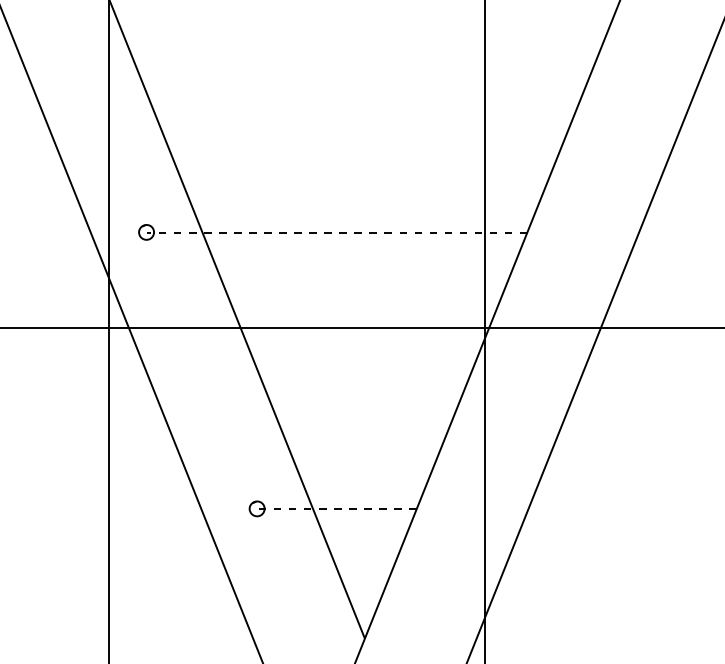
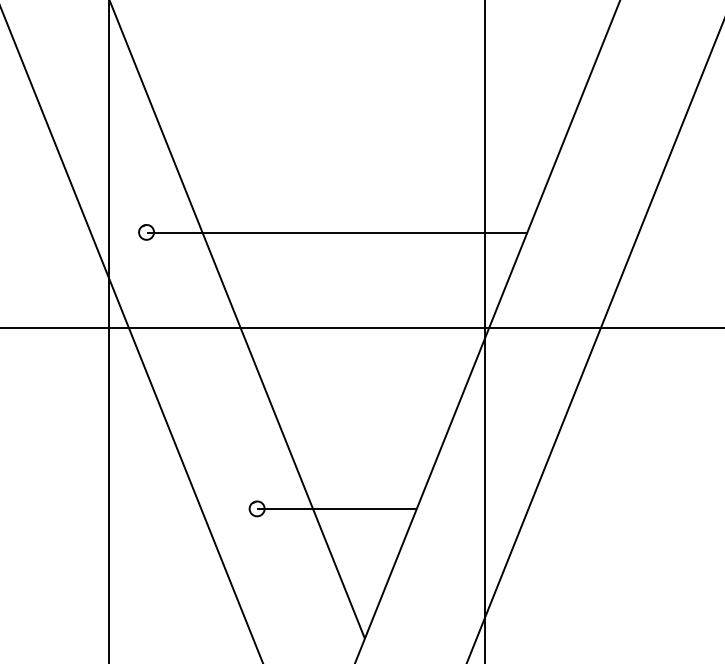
line: dashed -> solid (336, 232)
line: dashed -> solid (336, 509)
